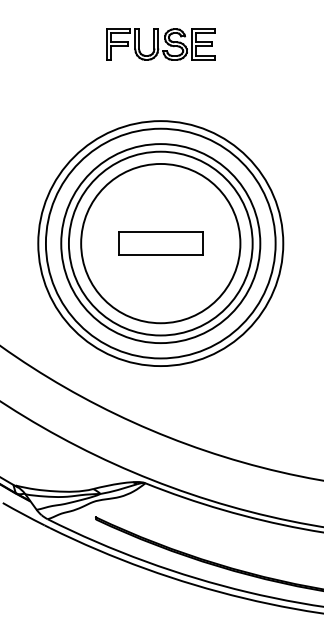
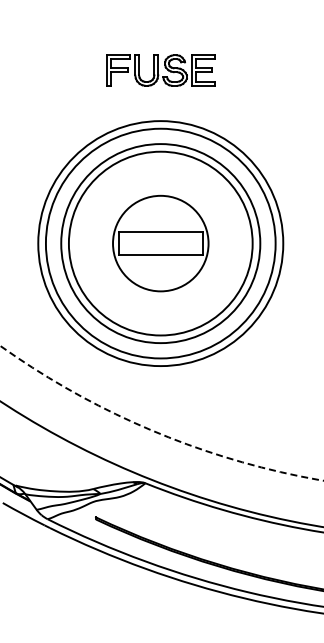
part position: (160, 44) -> (160, 70) (160, 70)
circle diameter: 159 px -> 96 px (160, 243)
circle: solid -> dashed (161, 413)
